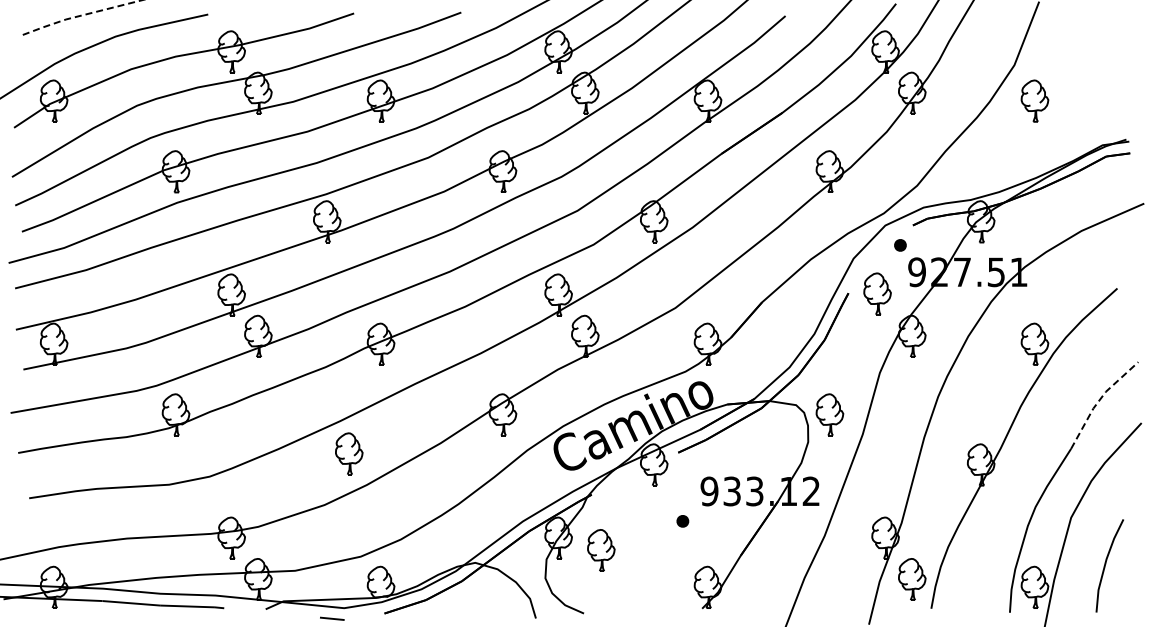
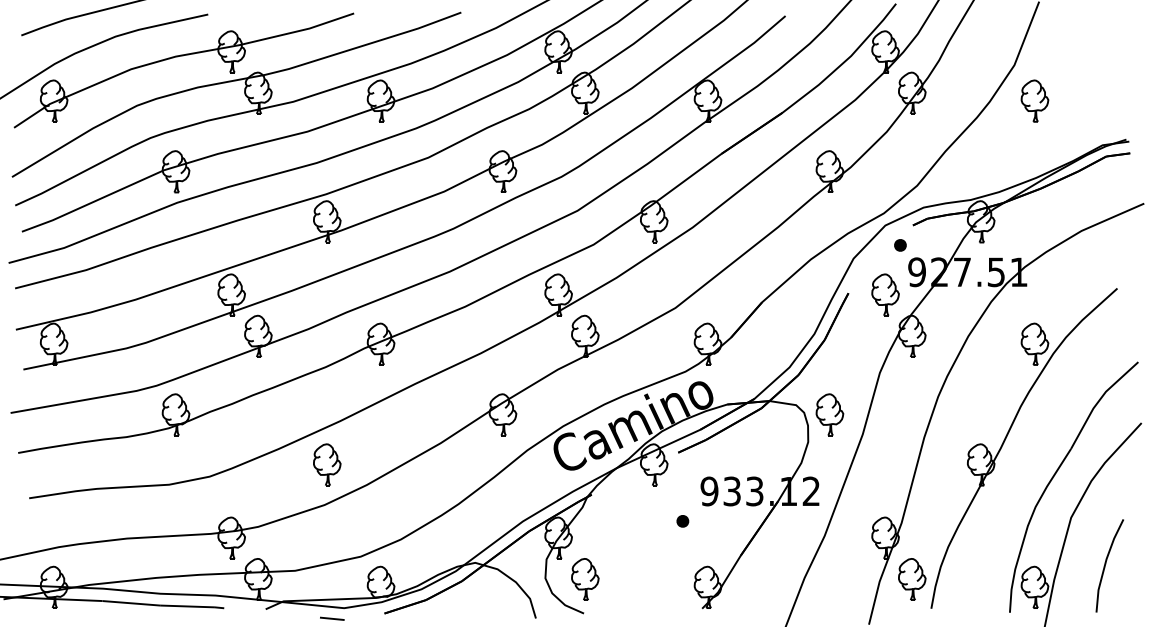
line: dashed -> solid (79, 16)
part position: (877, 293) -> (885, 294) (885, 294)
line: dashed -> solid (1098, 401)
part position: (349, 453) -> (327, 464) (327, 464)
part position: (601, 550) -> (585, 579) (585, 579)
